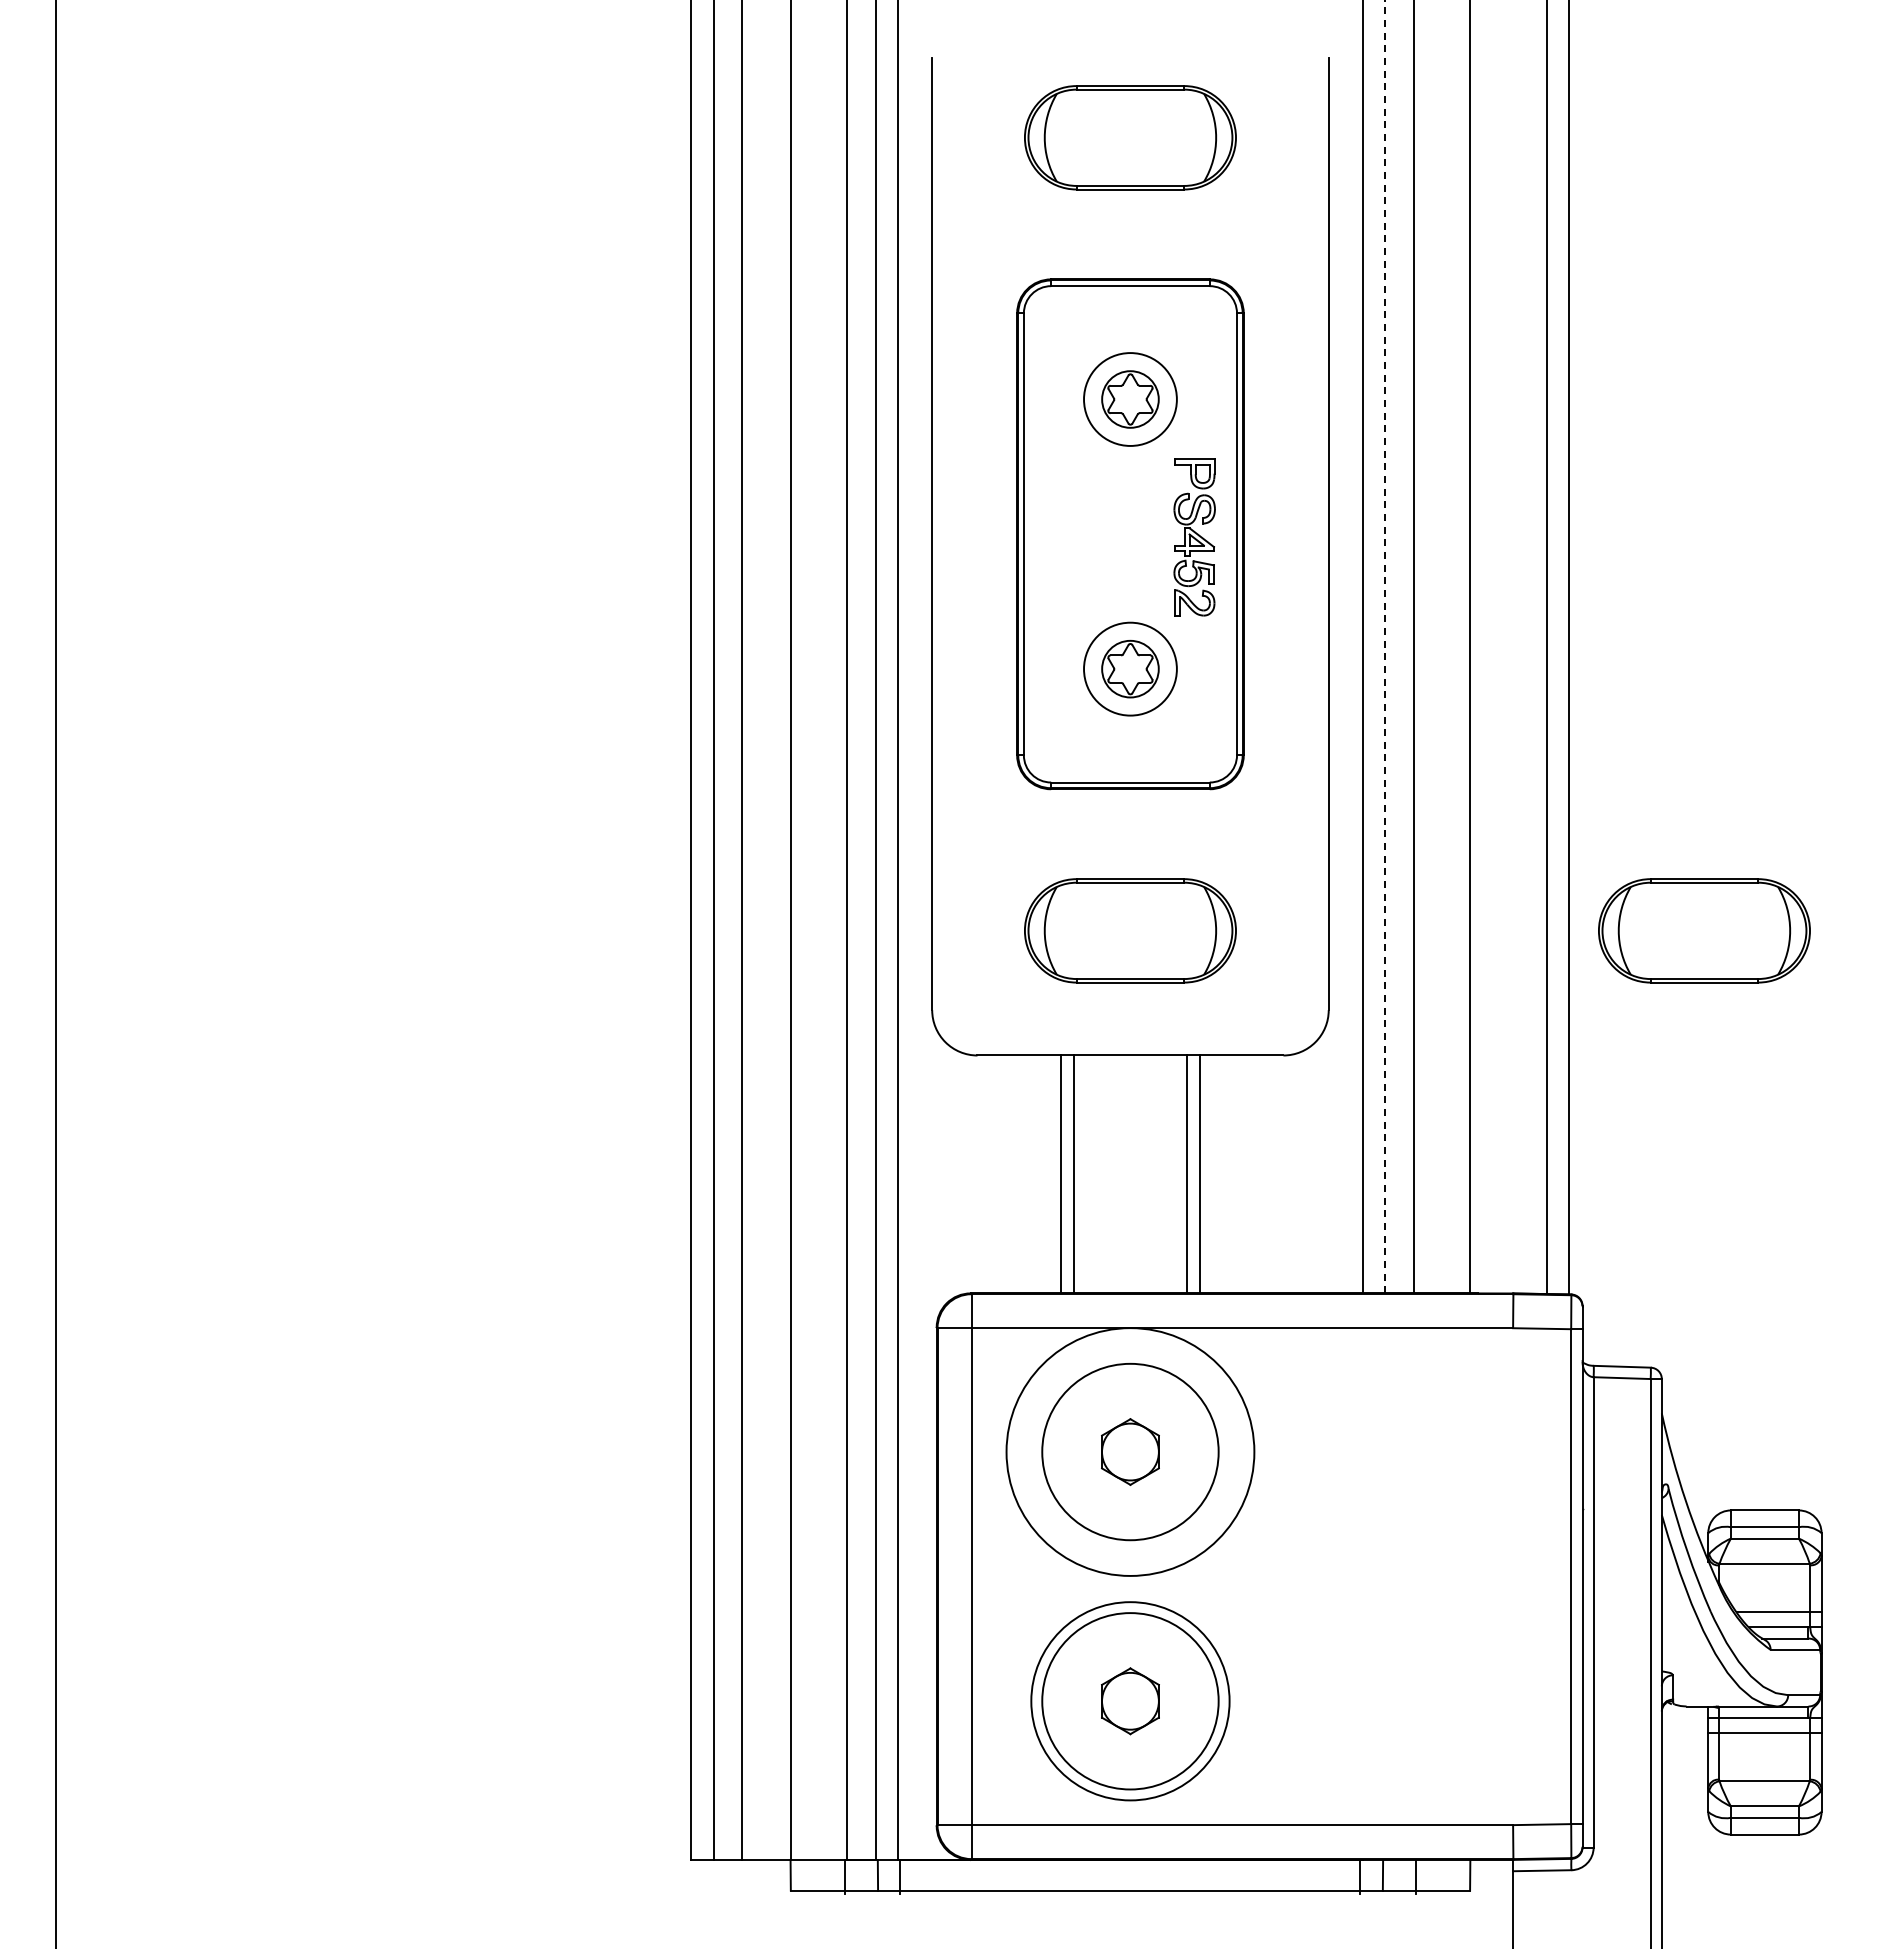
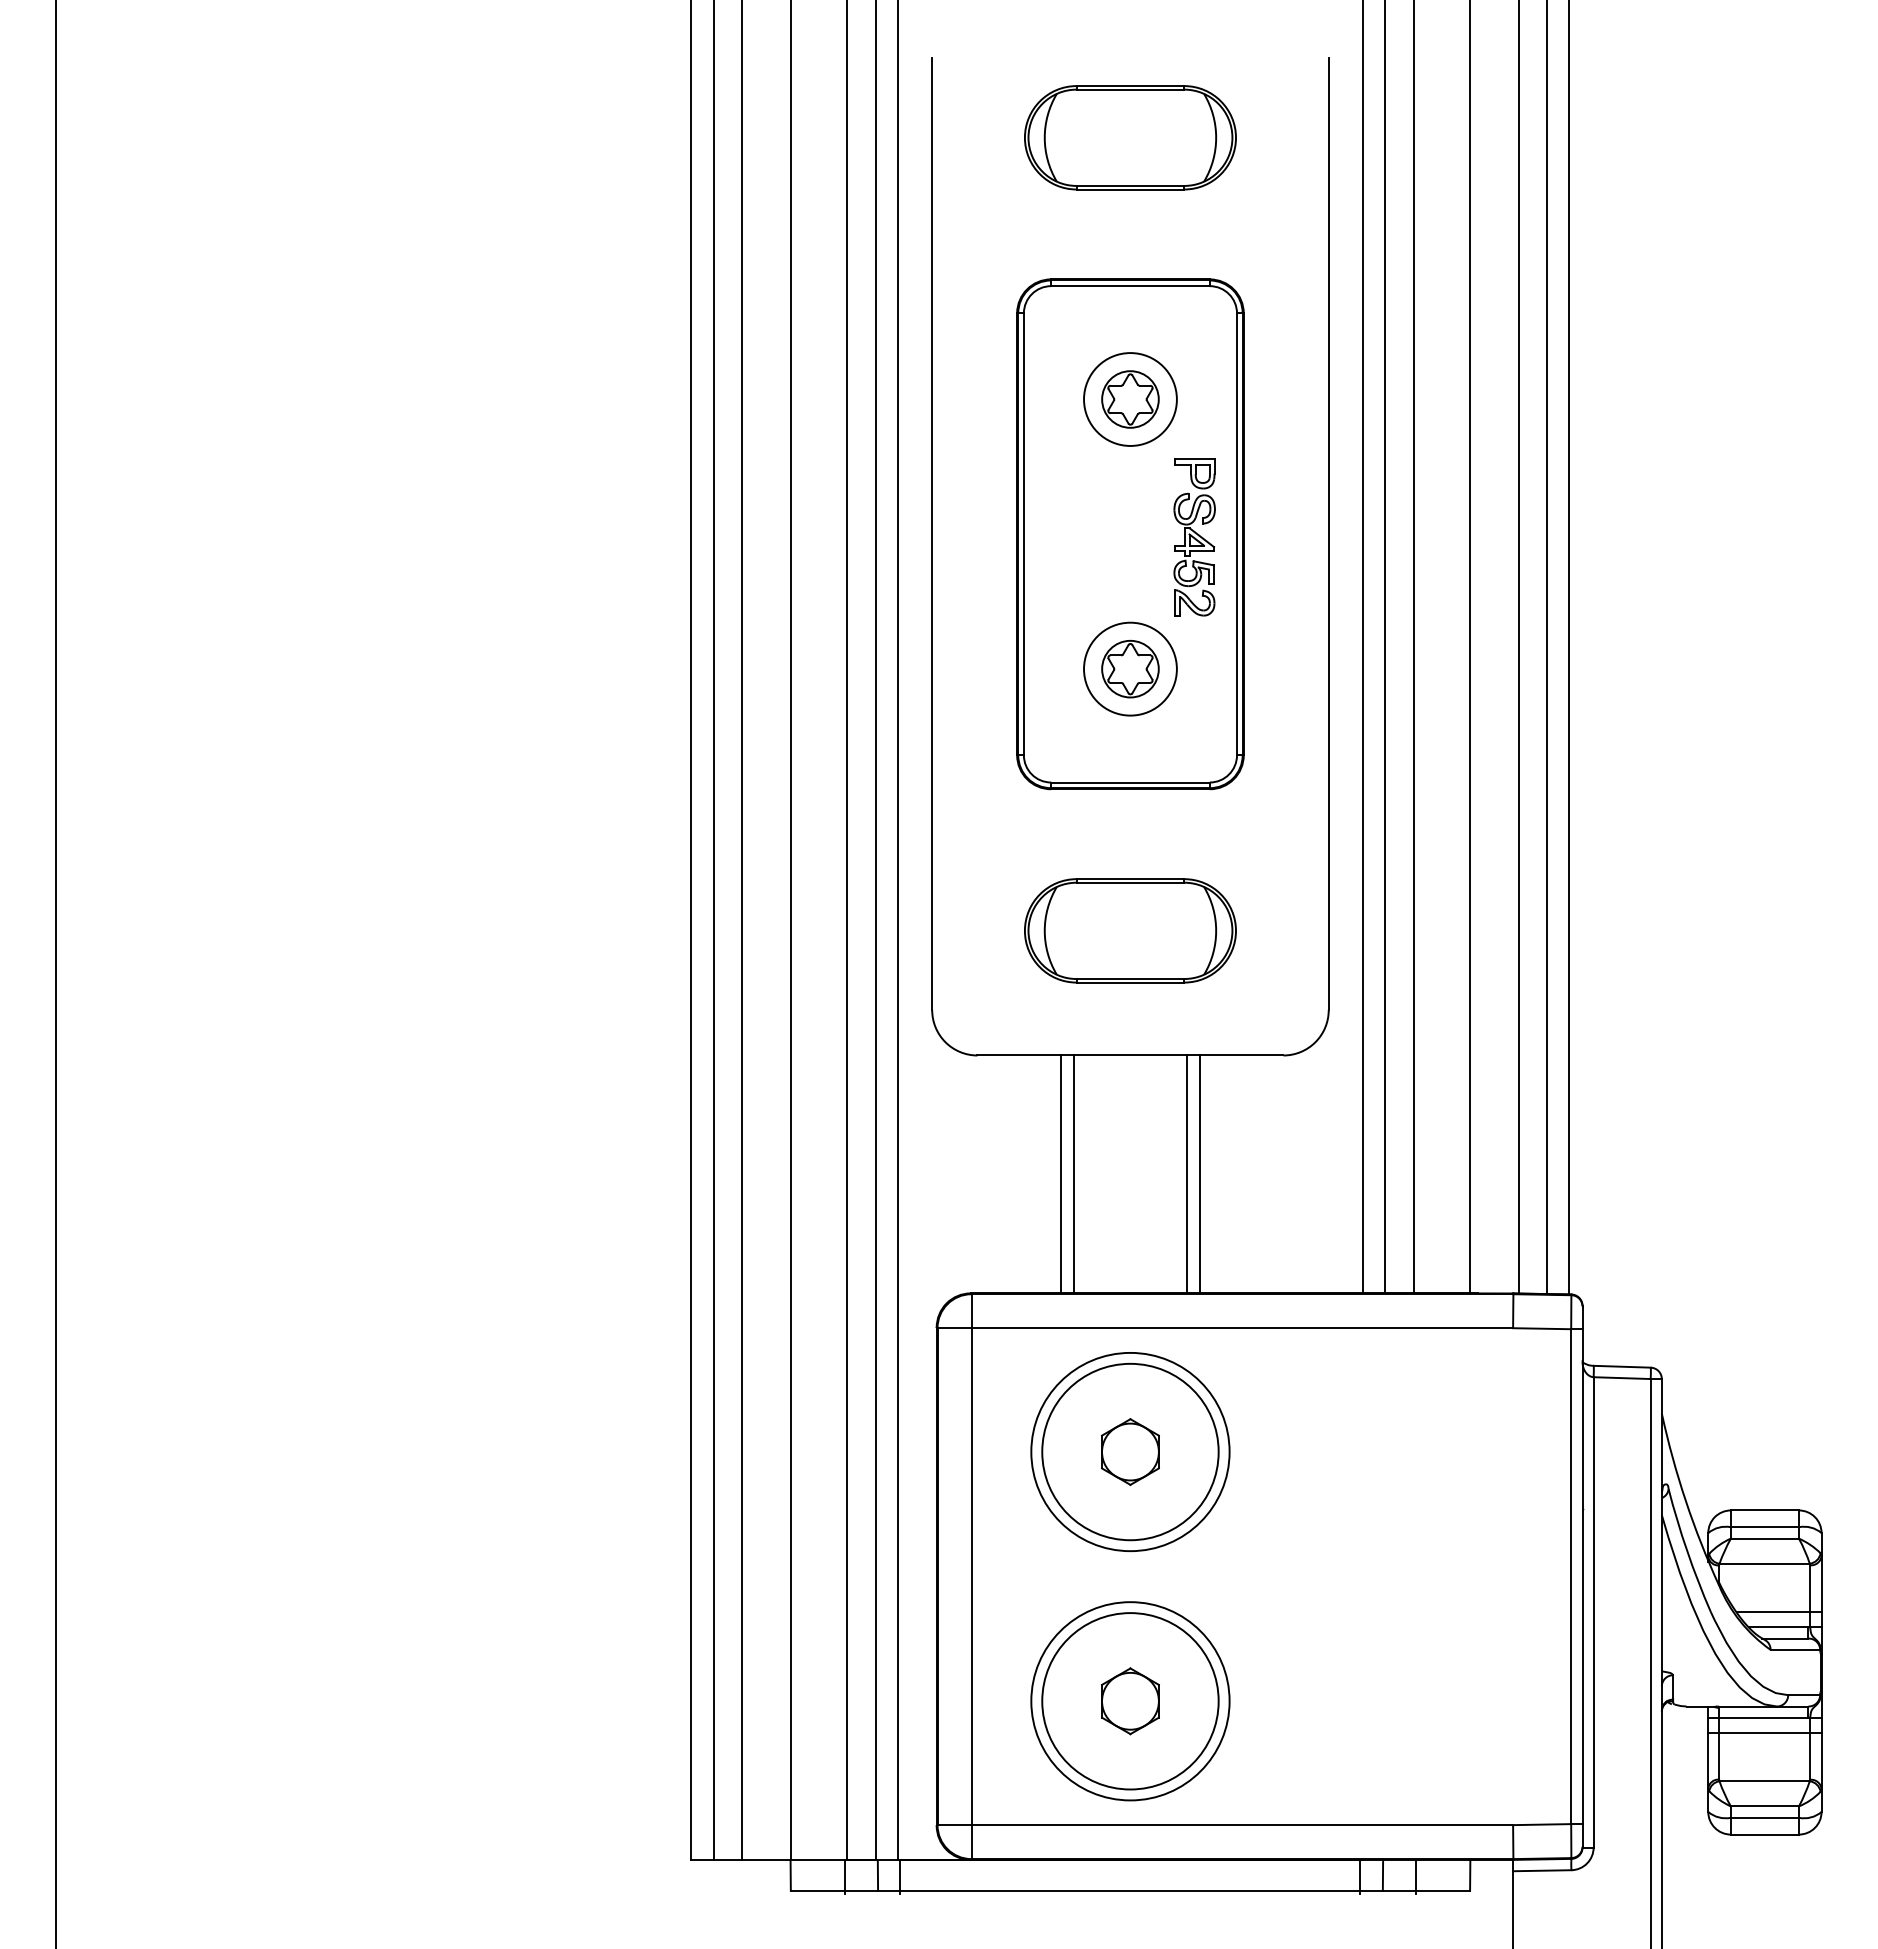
line: dashed -> solid (1385, 646)
line: none -> present (1518, 647)
part: present -> none (1704, 930)
circle diameter: 248 px -> 198 px (1130, 1451)
